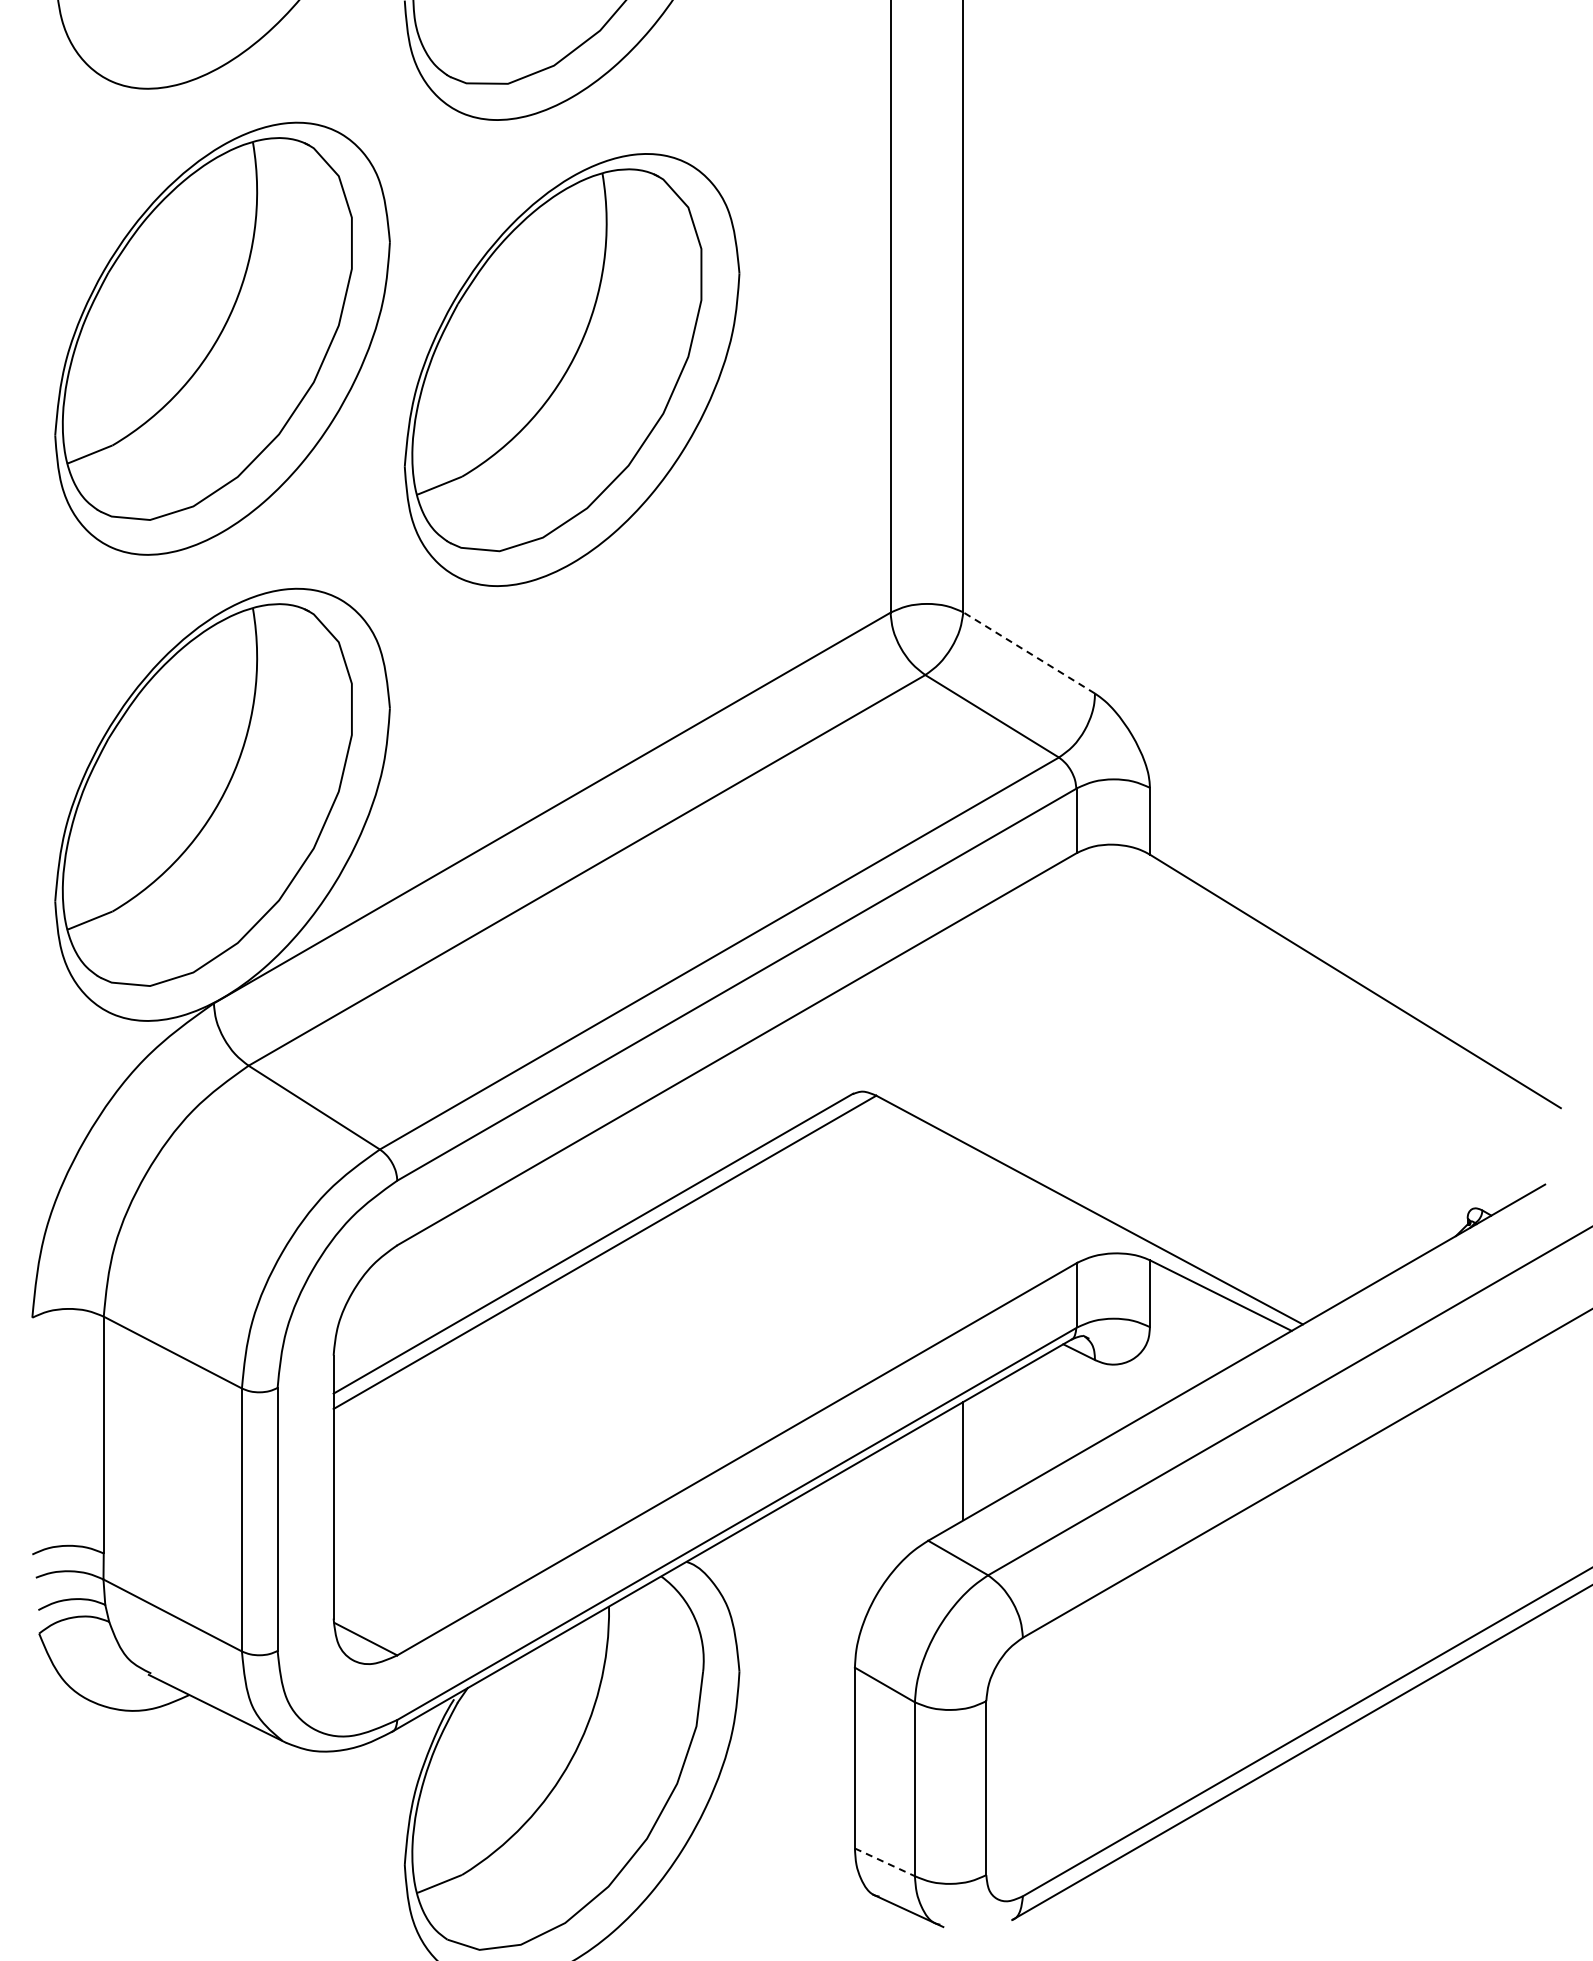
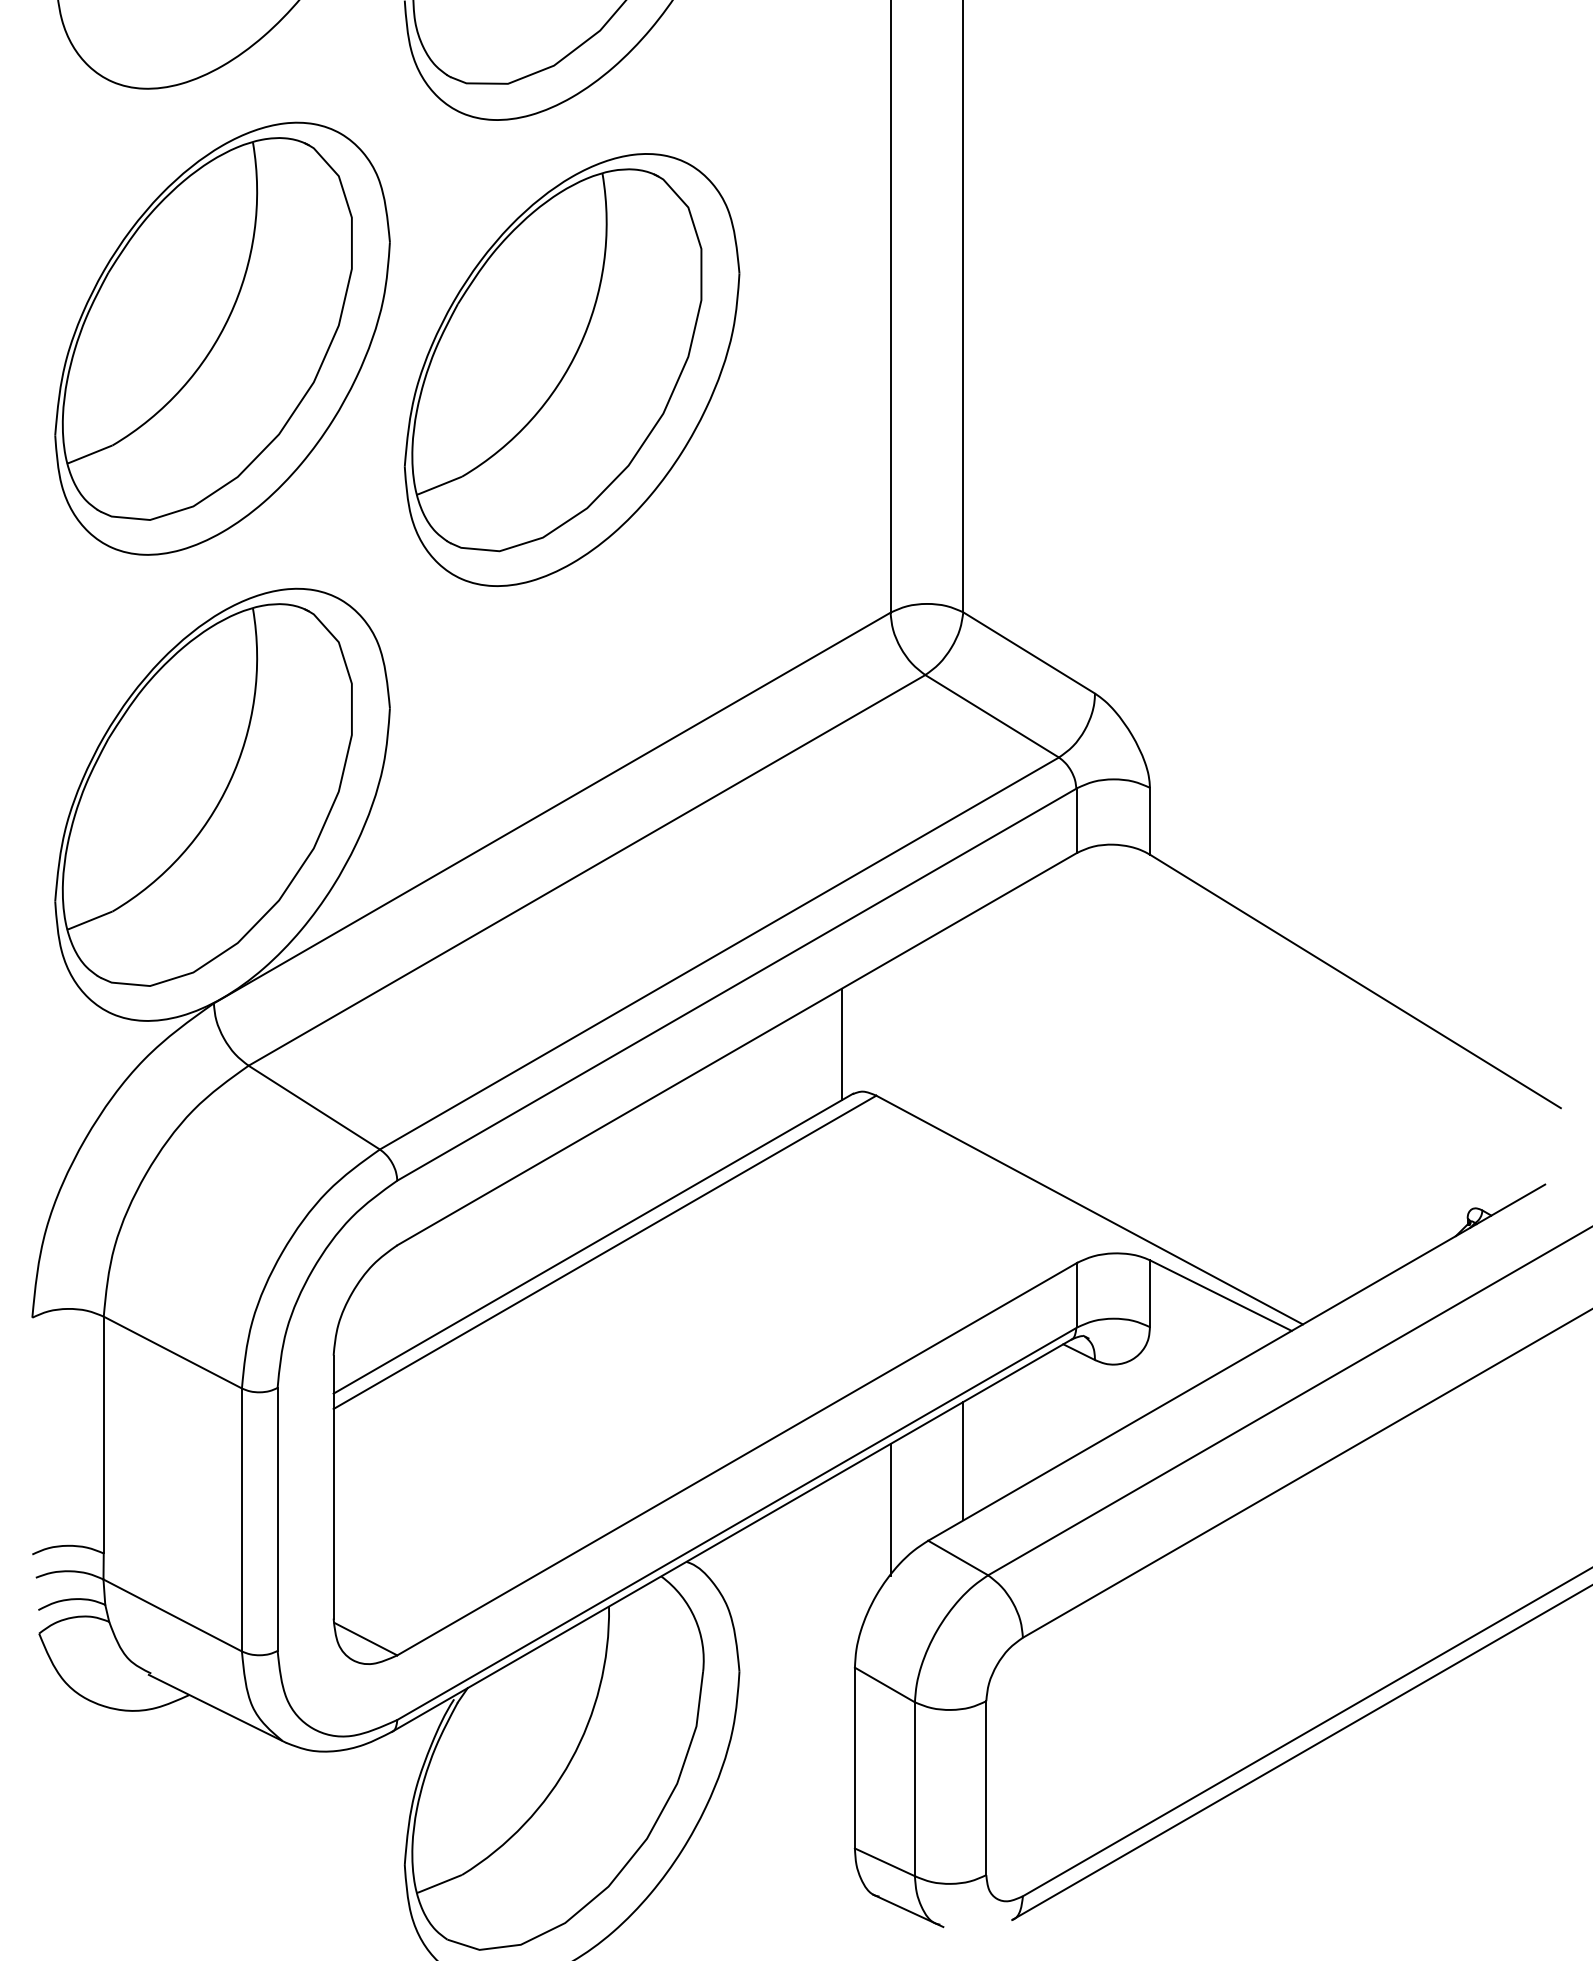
line: dashed -> solid (1028, 652)
line: none -> present (842, 1044)
line: none -> present (890, 1510)
line: dashed -> solid (885, 1862)
